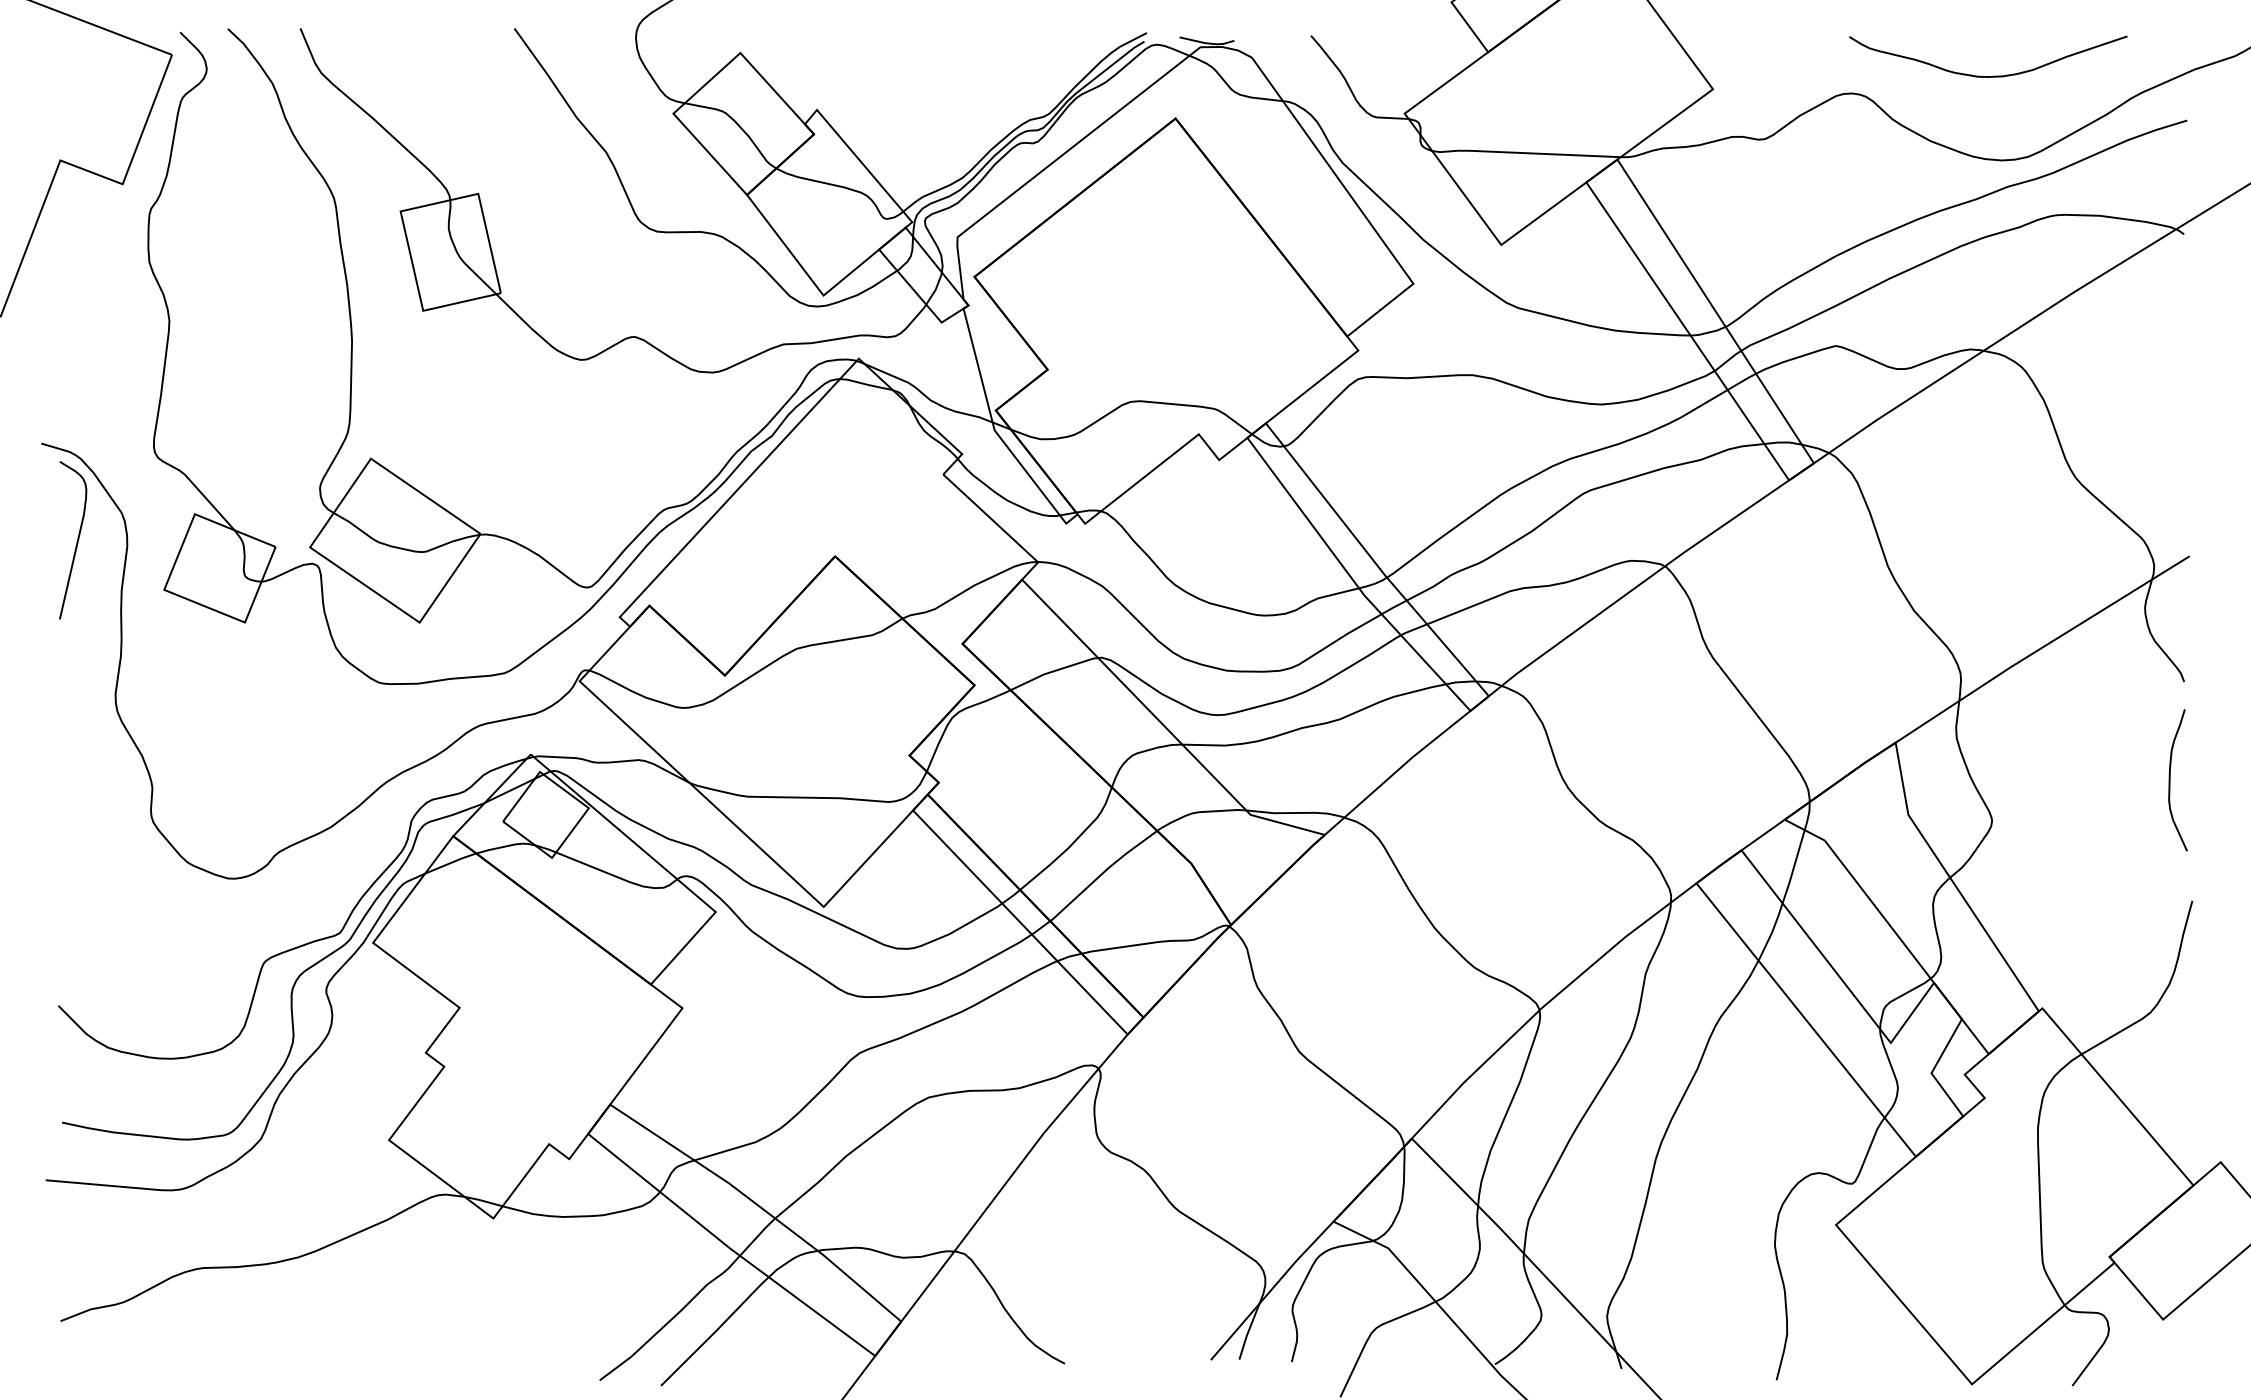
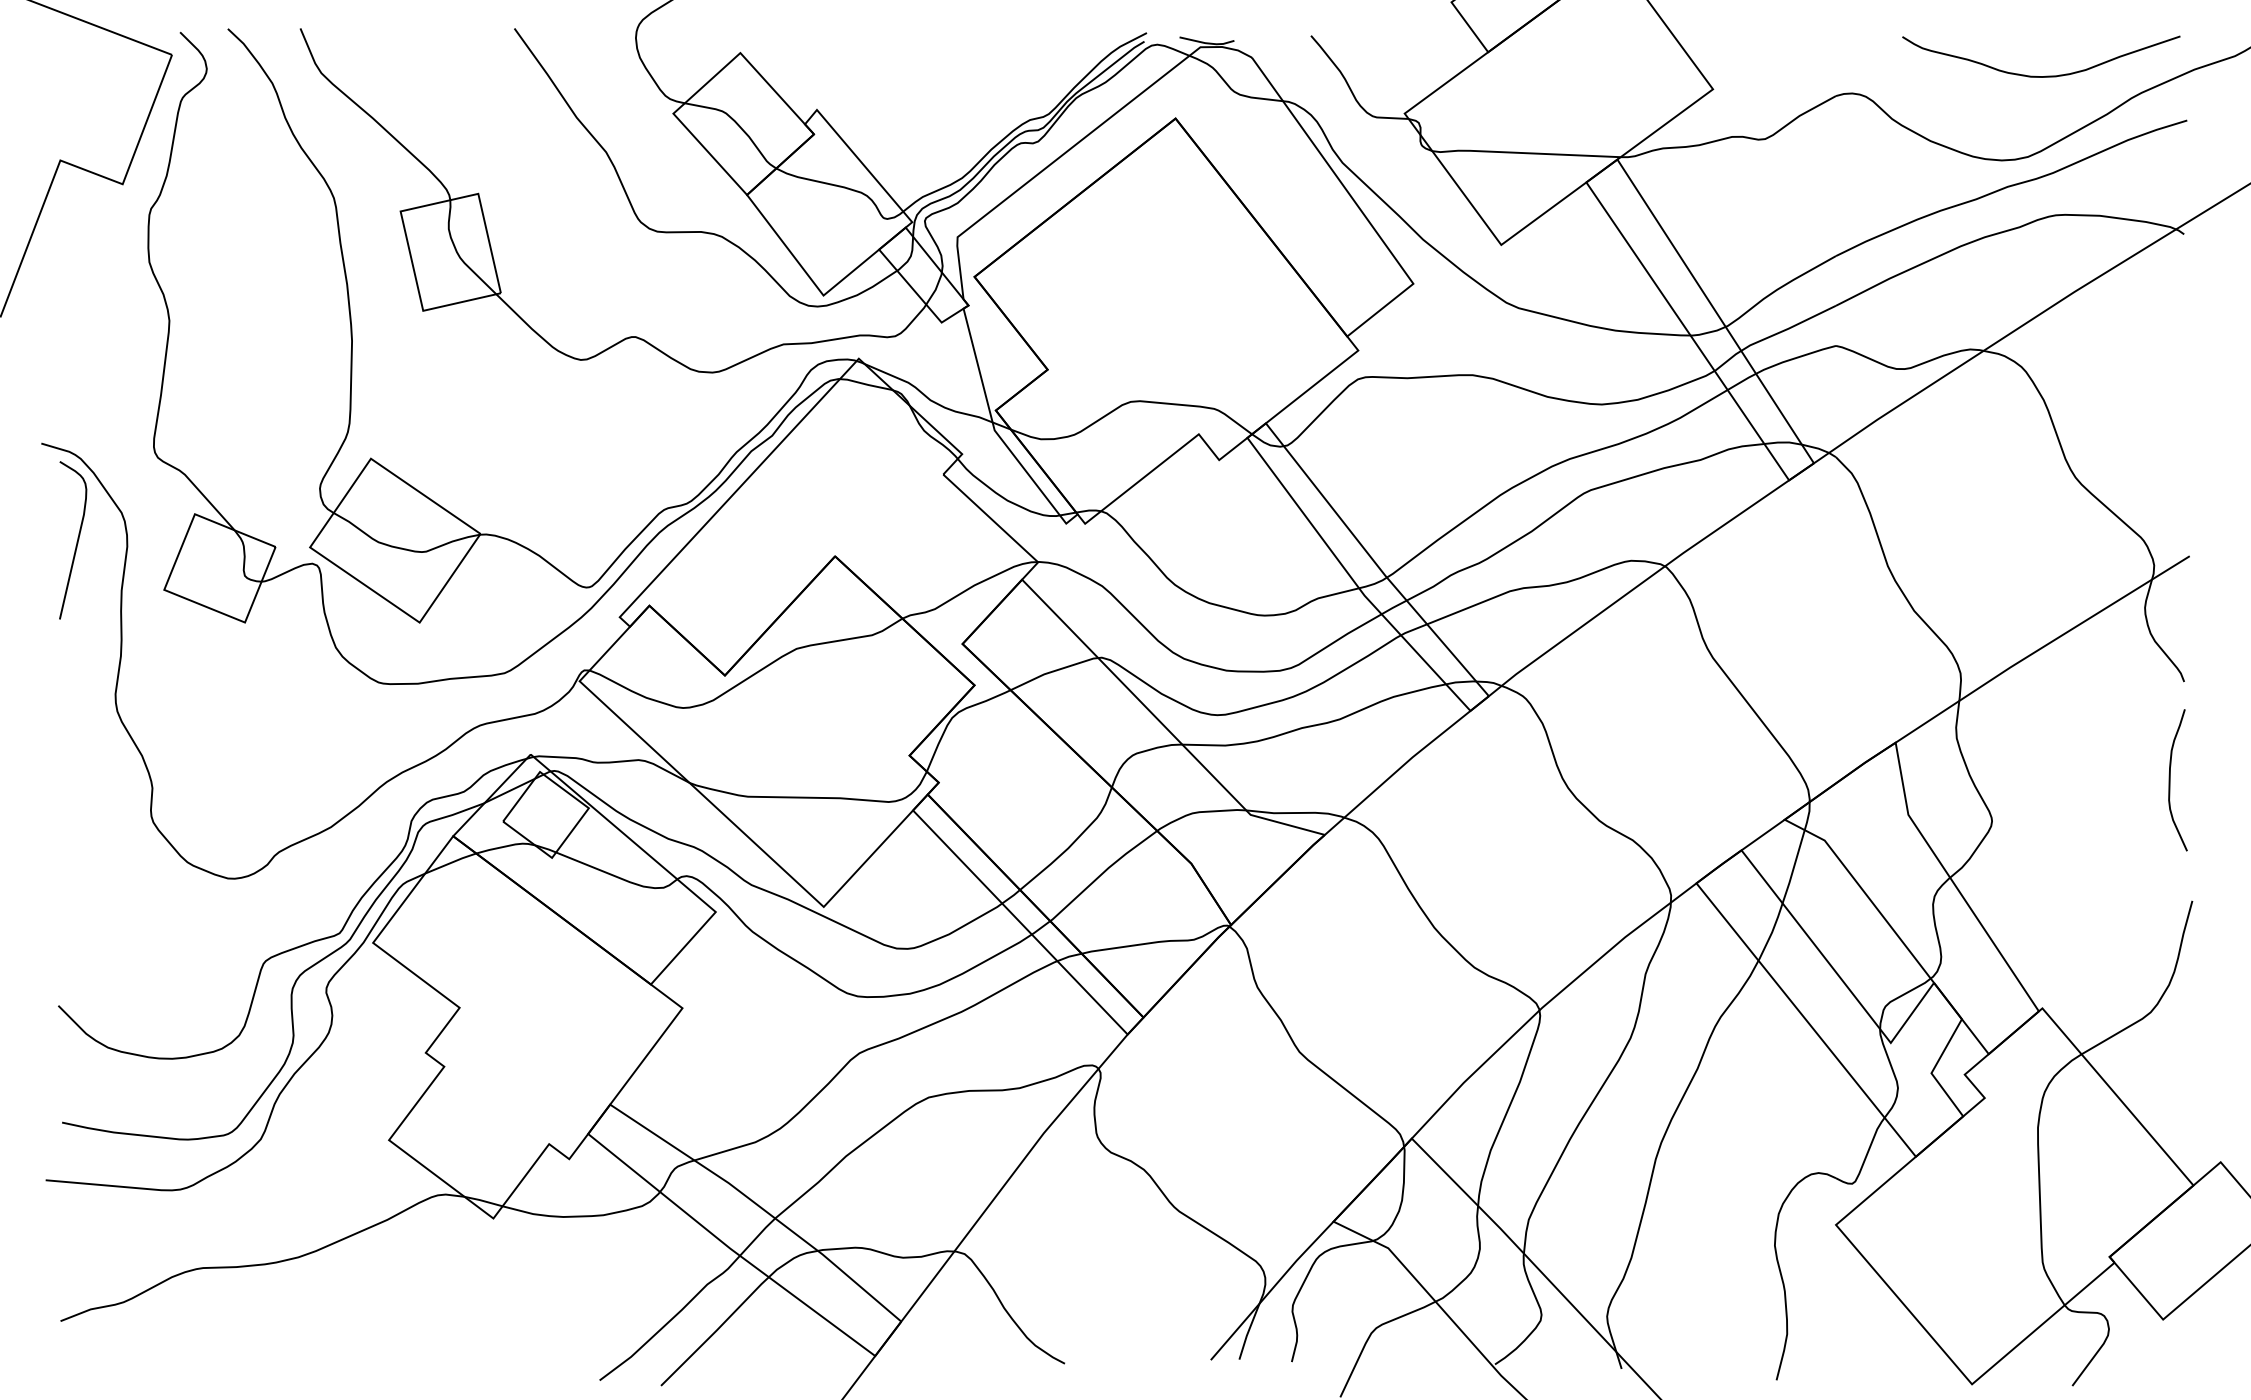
curve position: (1993, 75) -> (2046, 75) (2046, 75)
